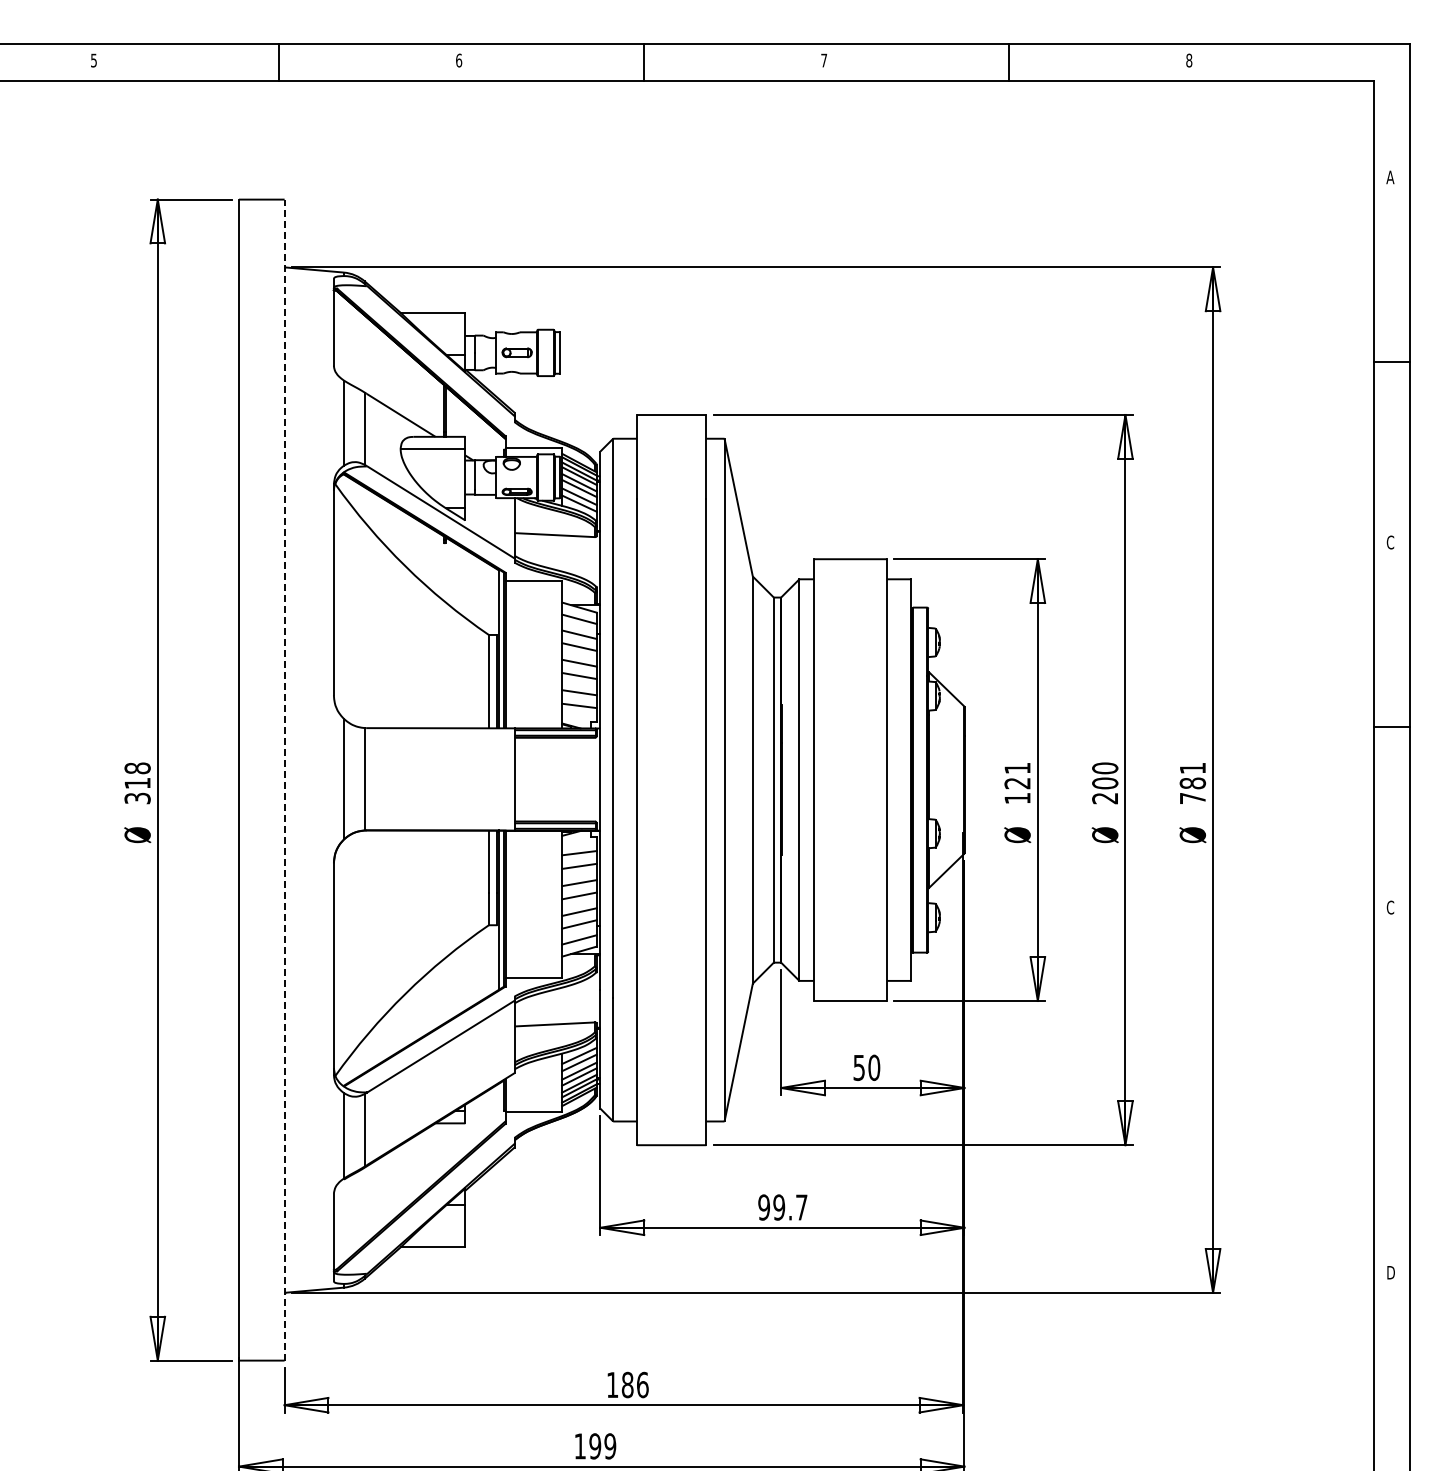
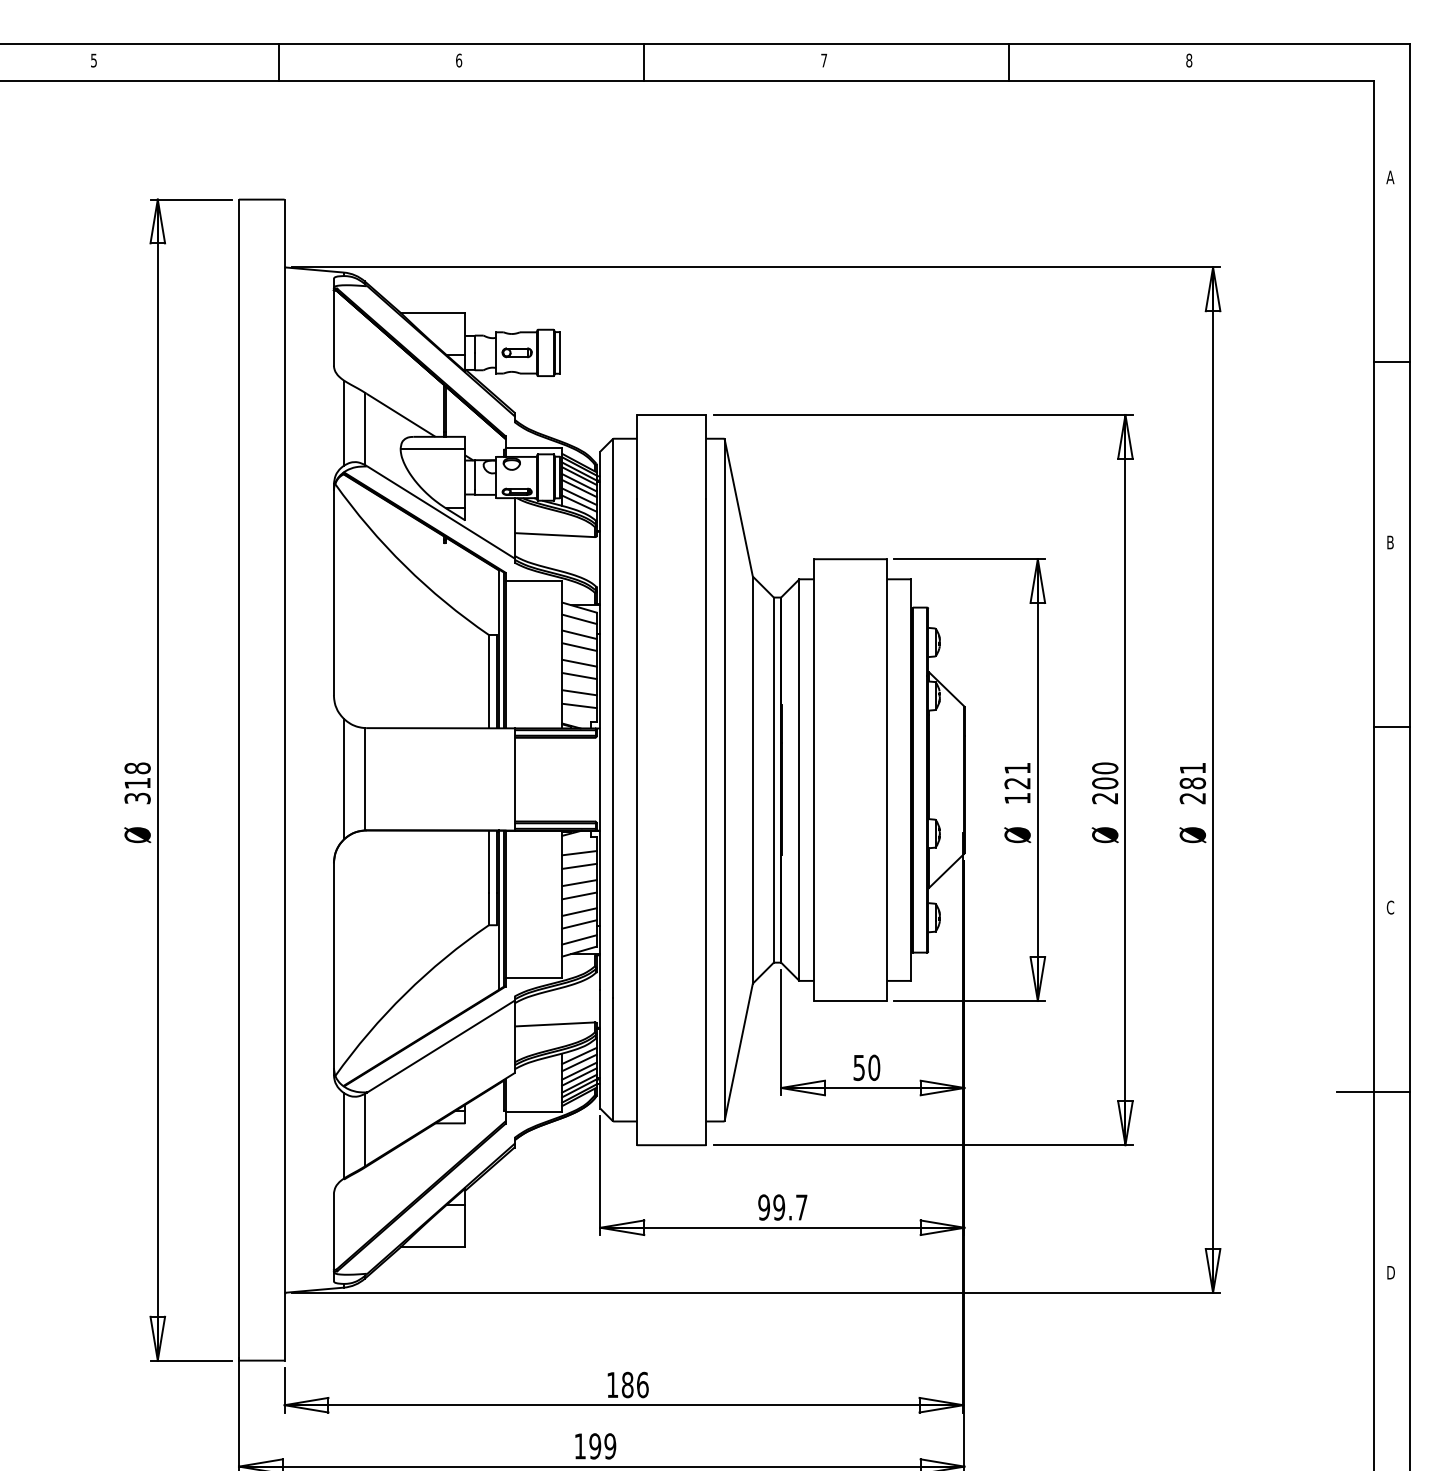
text: C -> B (1390, 542)
line: dashed -> solid (284, 780)
text: 781 -> 281 (1192, 798)
line: none -> present (1373, 1091)
